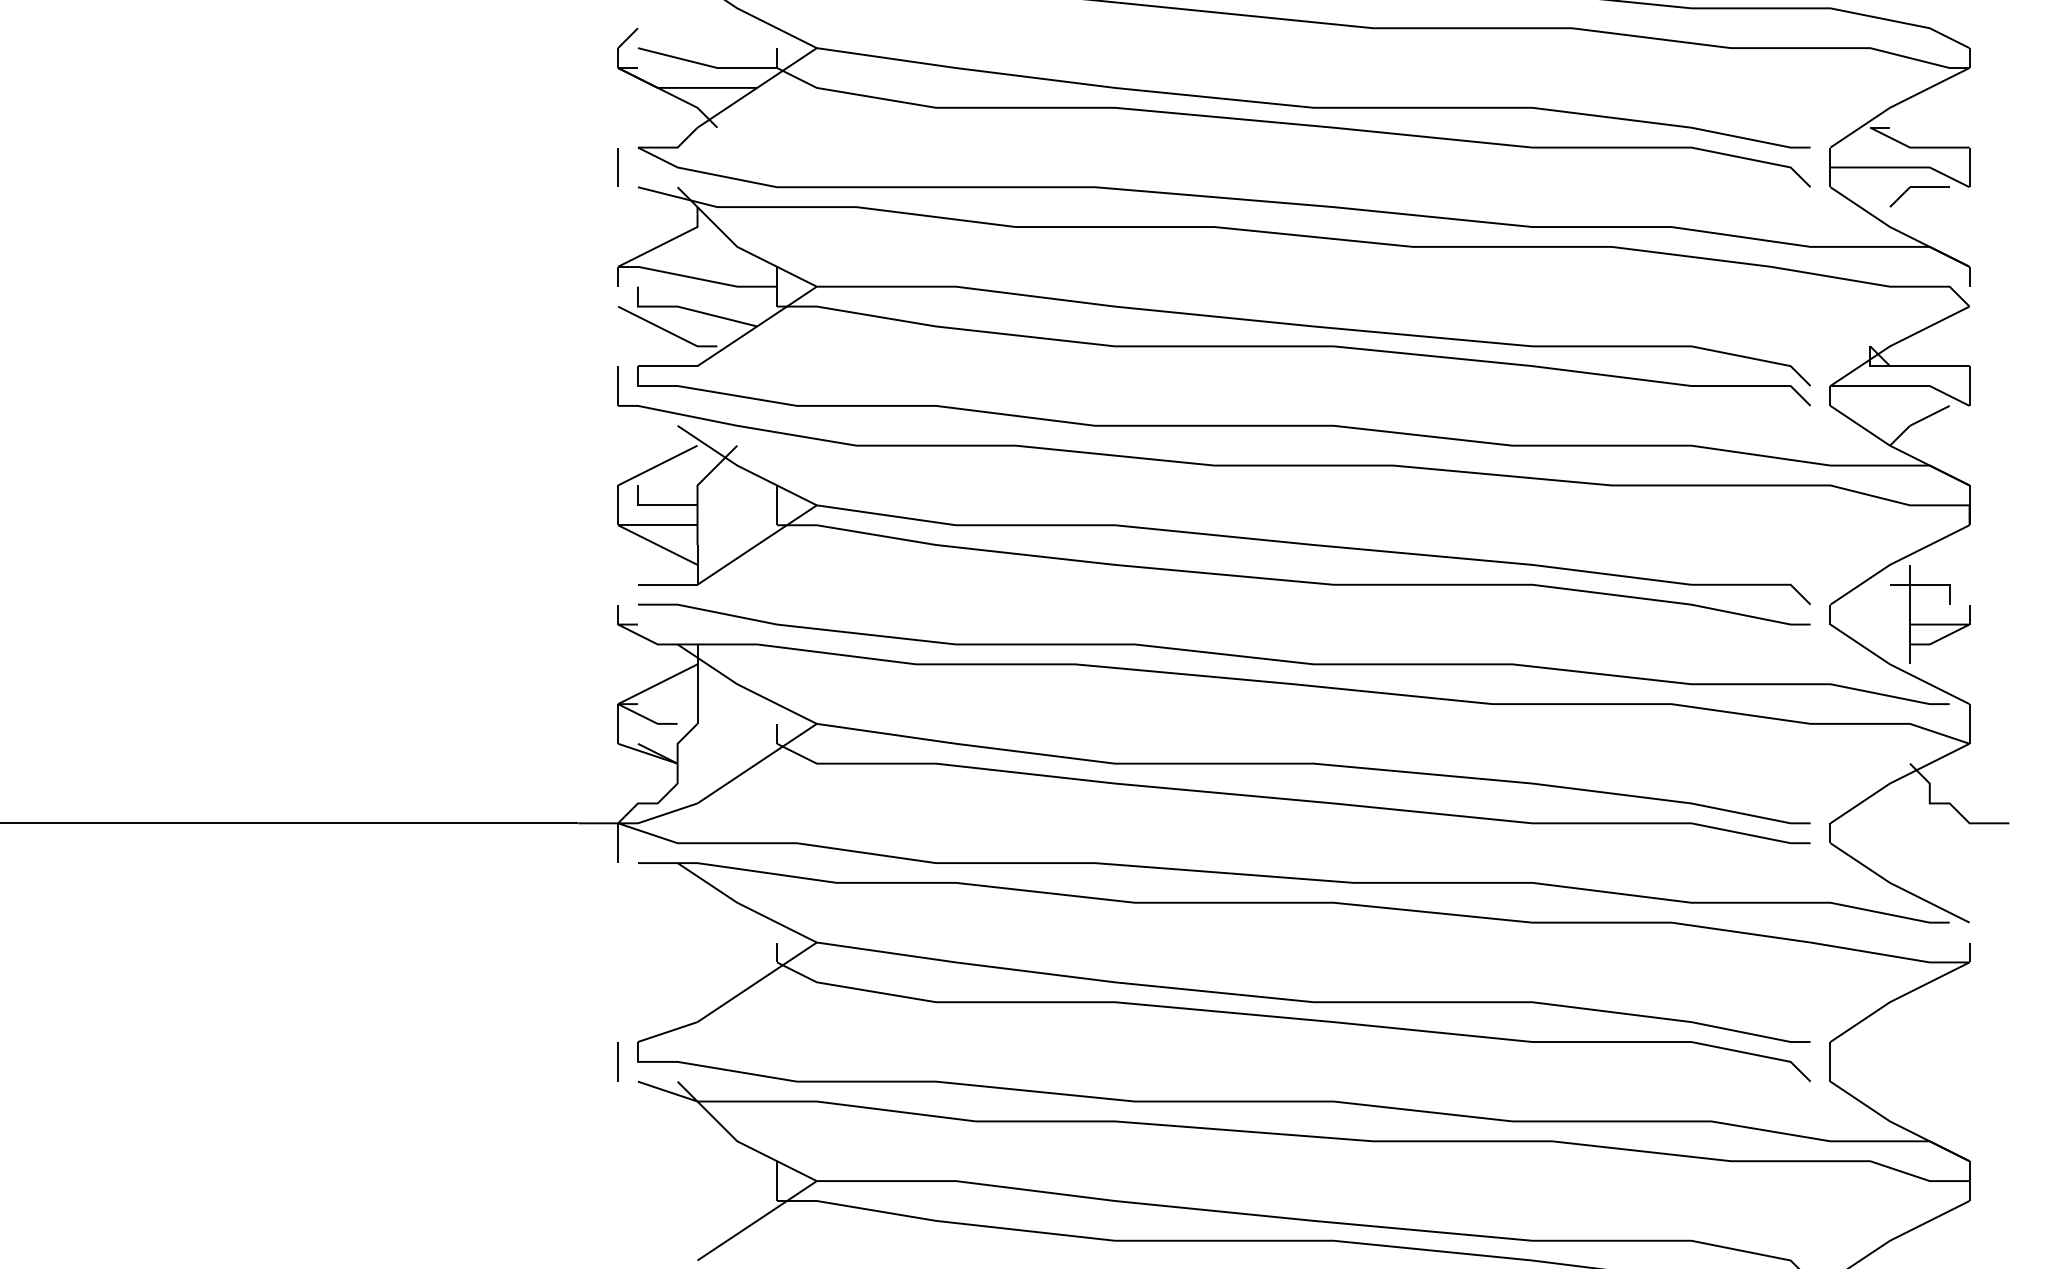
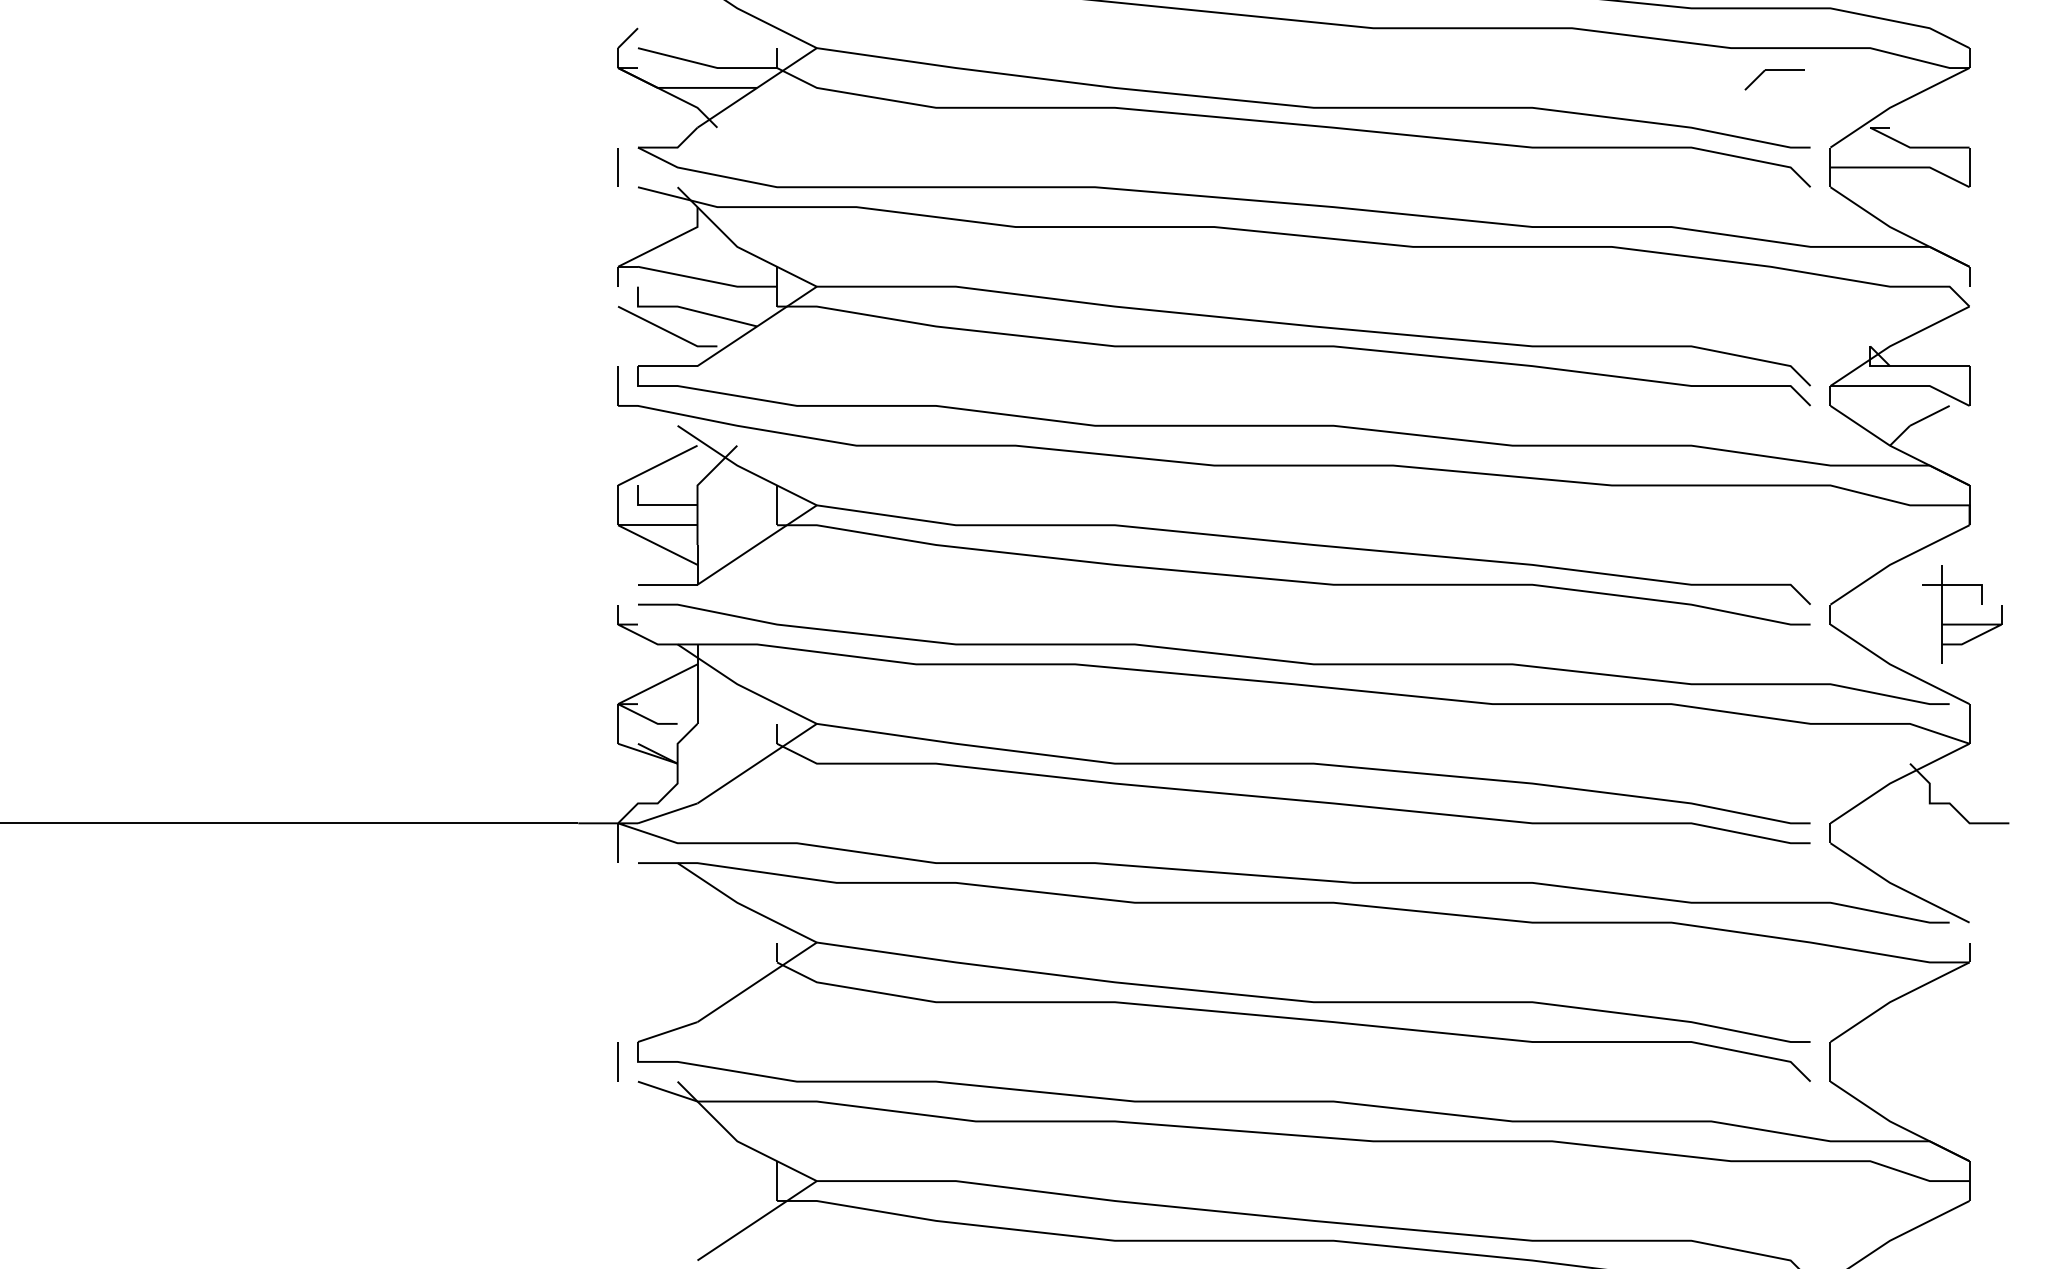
part position: (1919, 187) -> (1774, 70) (1774, 70)
part position: (1930, 623) -> (1962, 623) (1962, 623)
